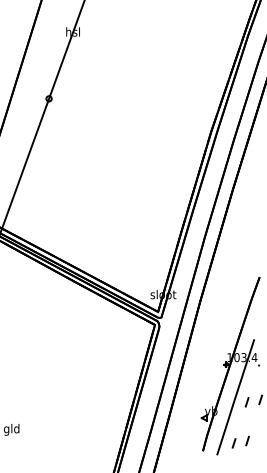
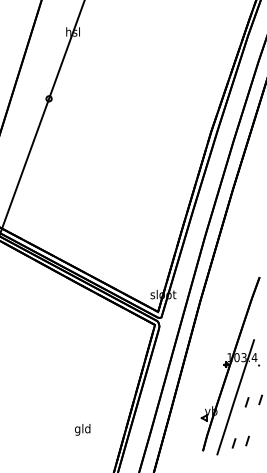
text position: (11, 429) -> (82, 429) (82, 429)
